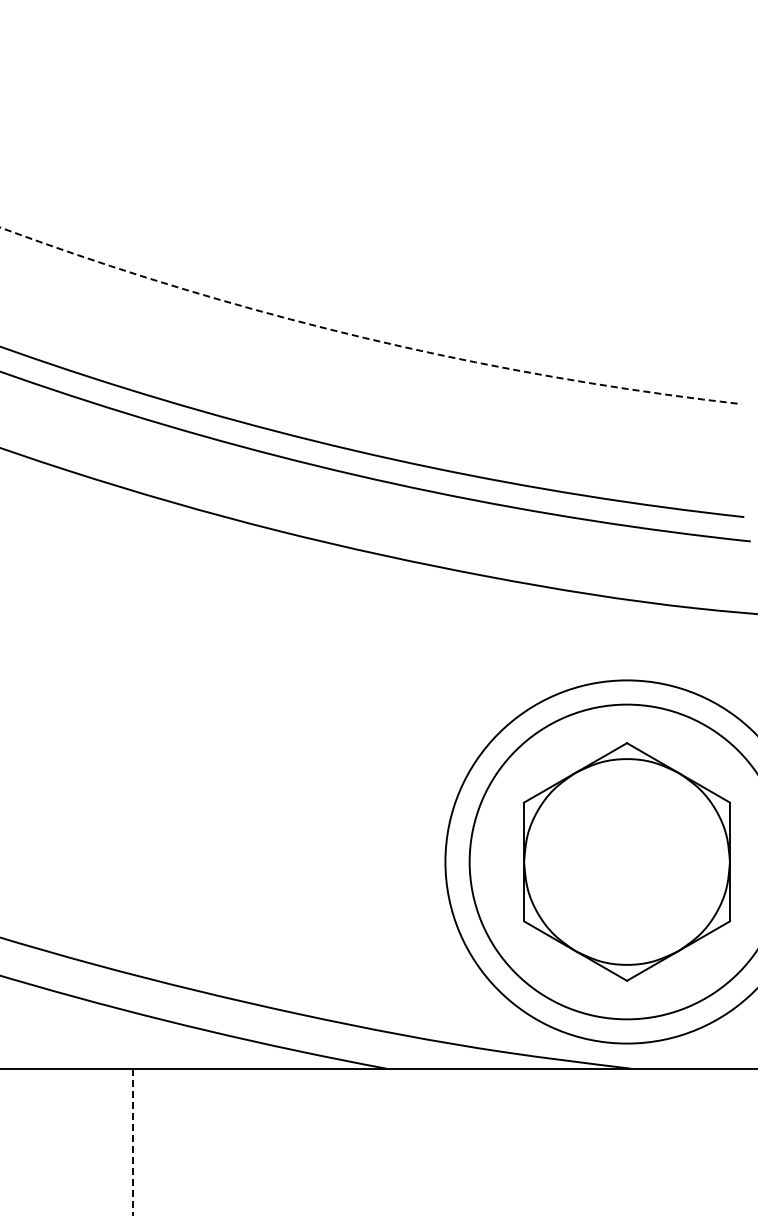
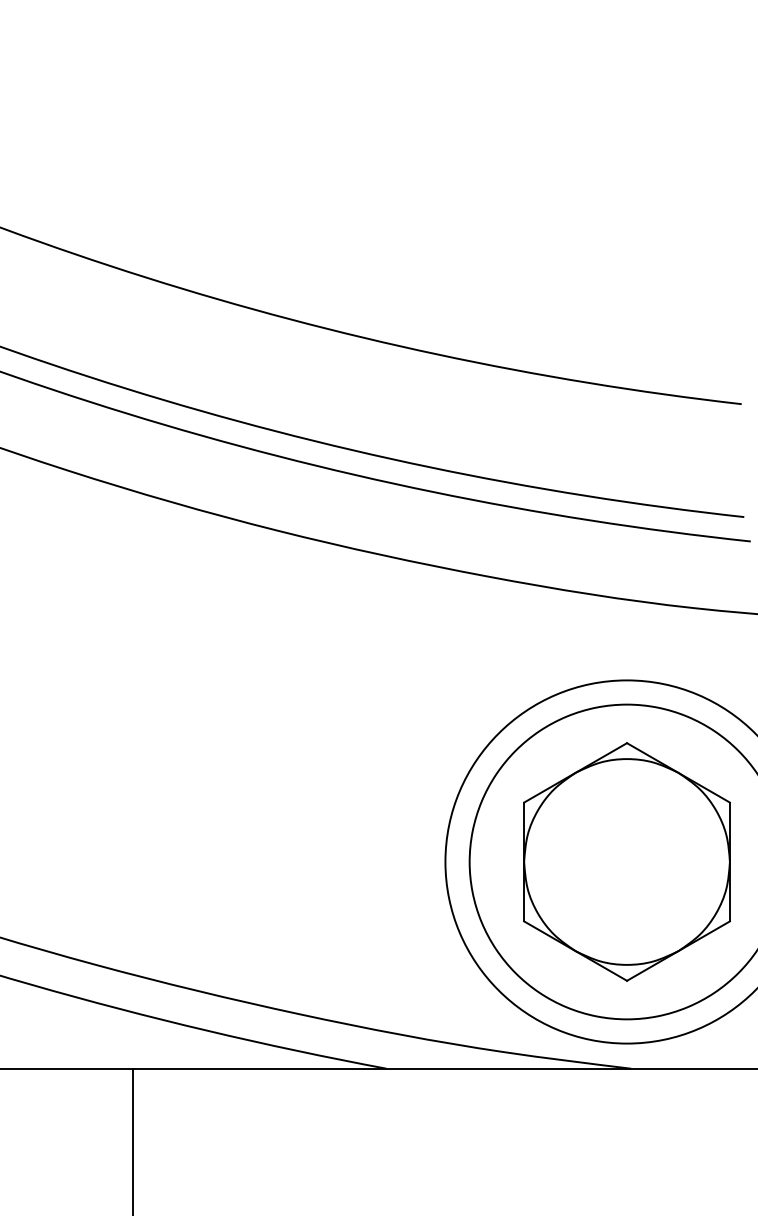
arc: dashed -> solid (365, 338)
line: dashed -> solid (132, 1142)
